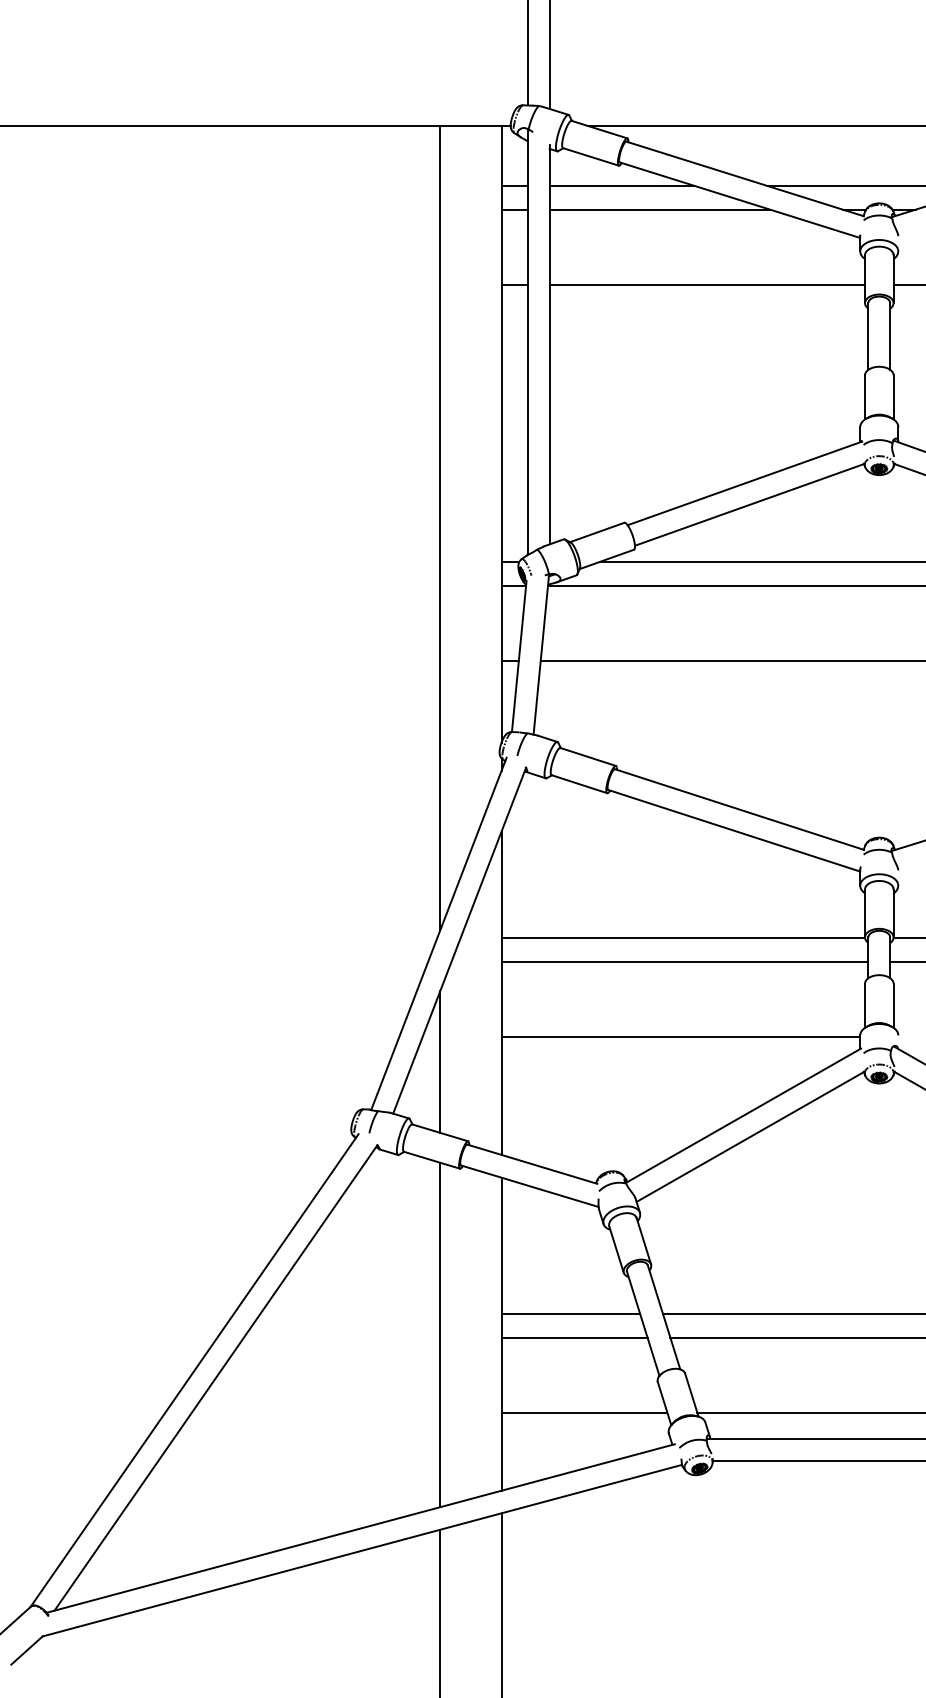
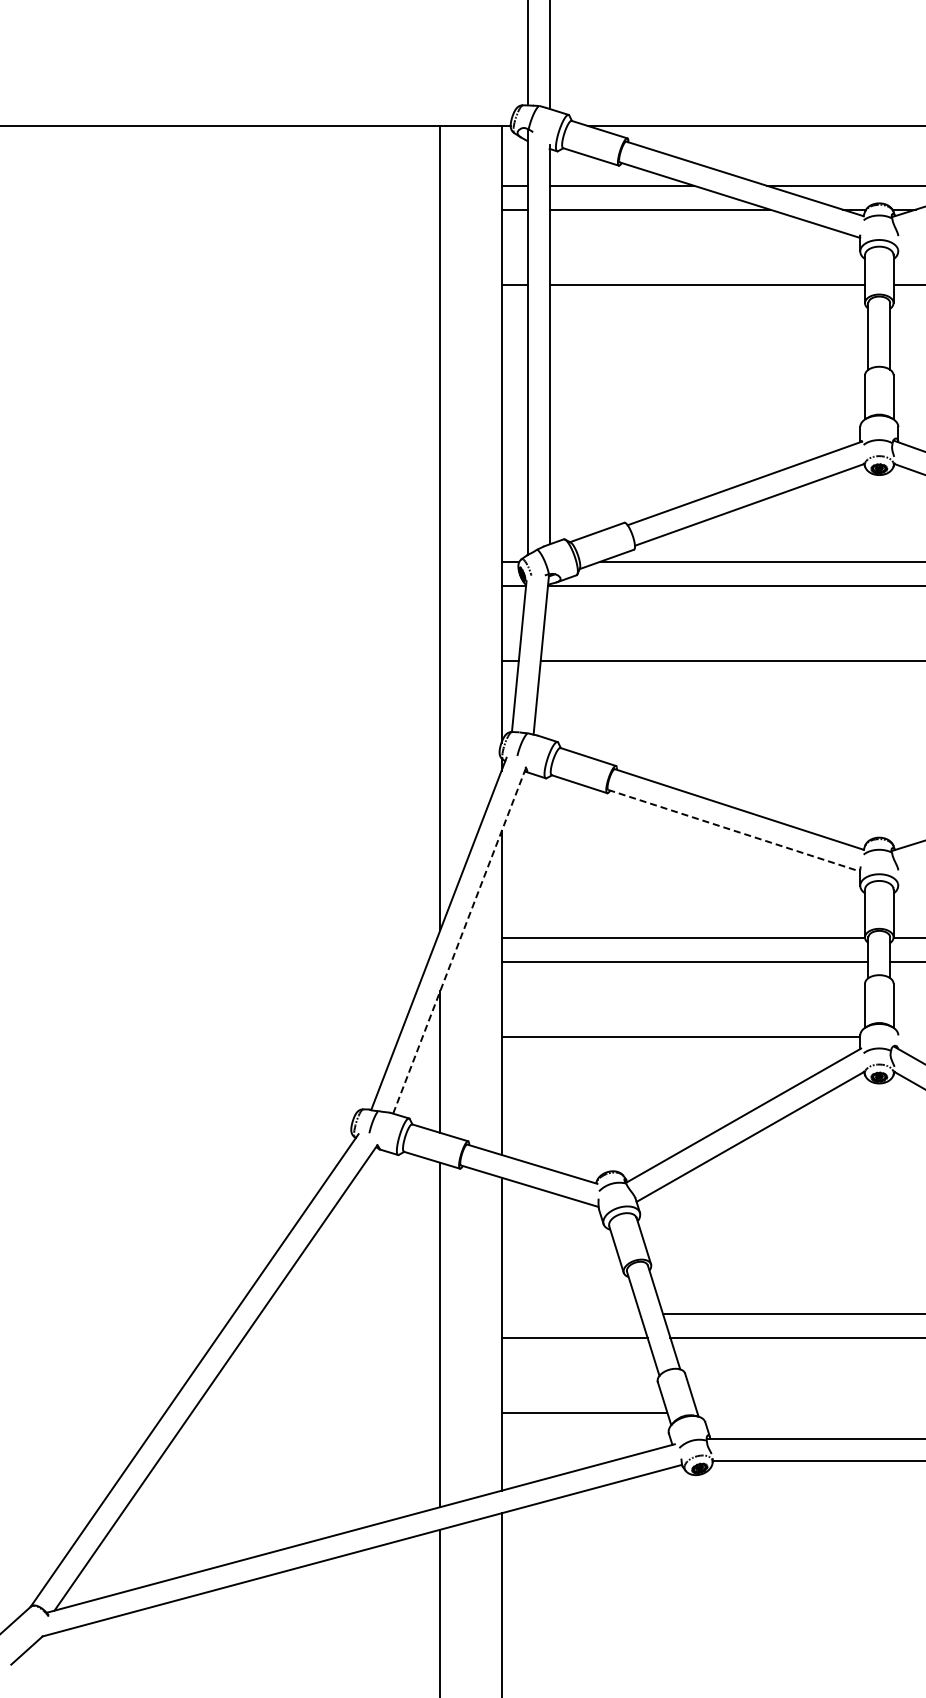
line: solid -> dashed (734, 830)
line: solid -> dashed (459, 940)
line: present -> none (570, 1313)
line: present -> none (809, 1412)
